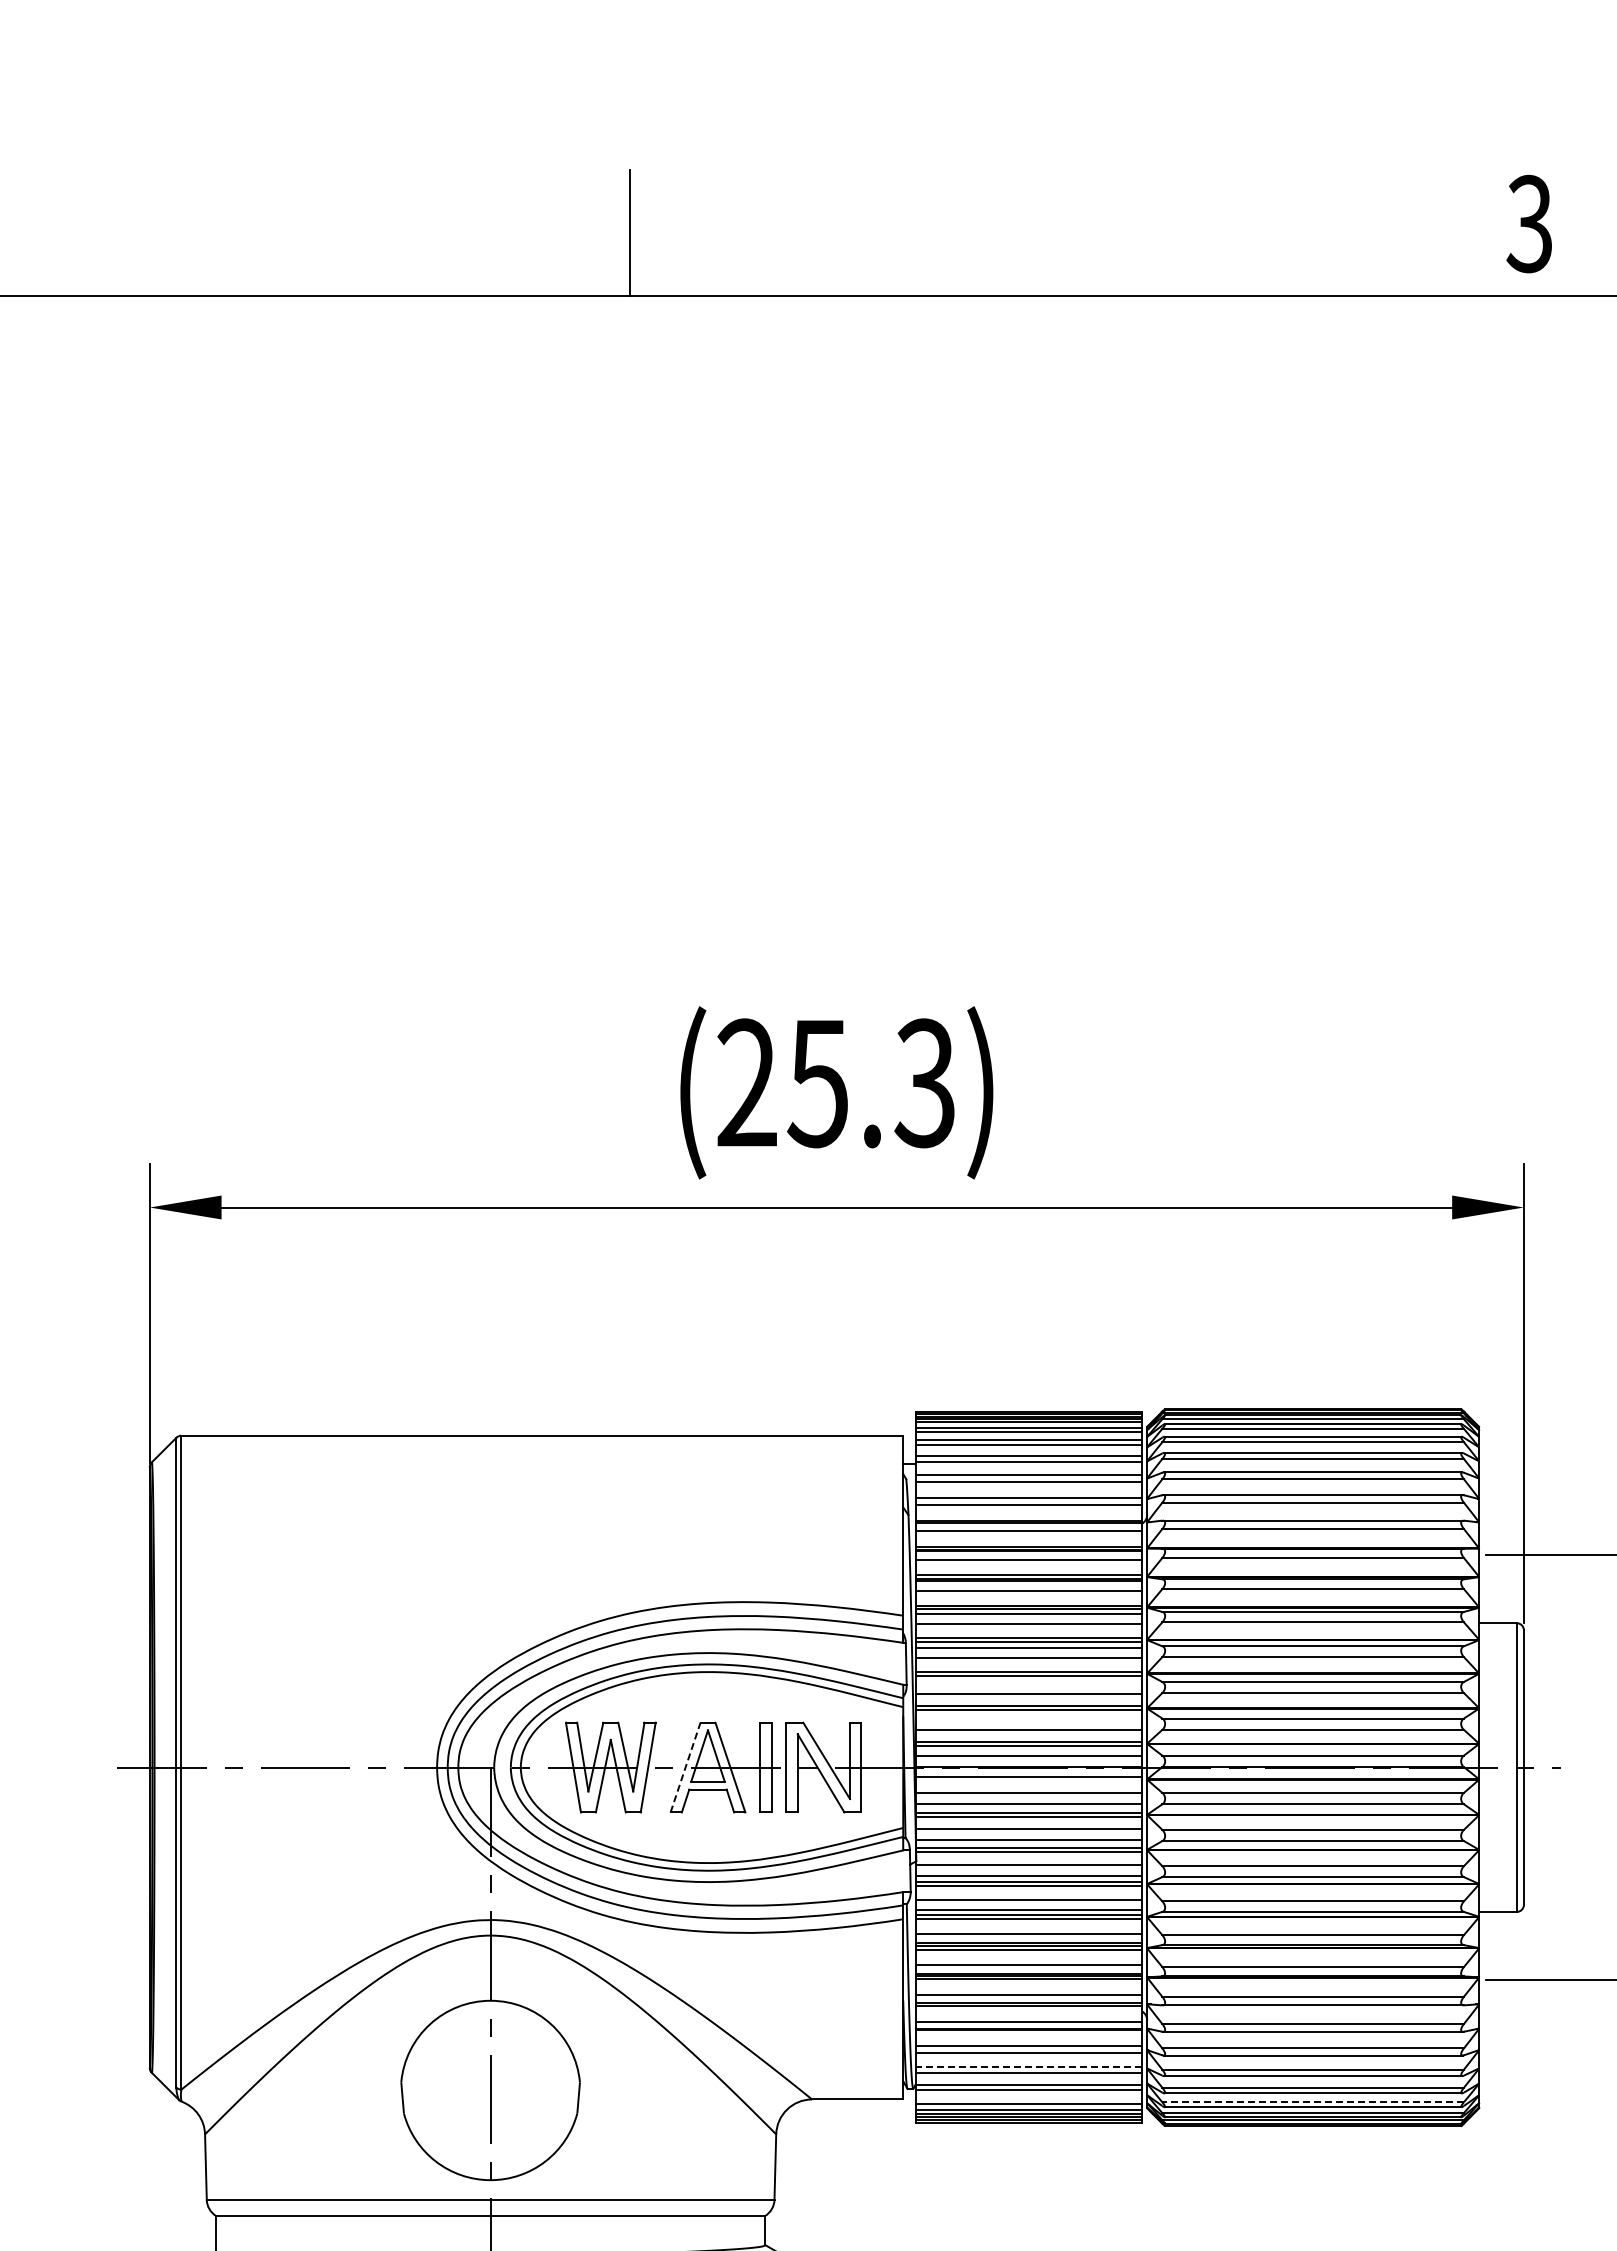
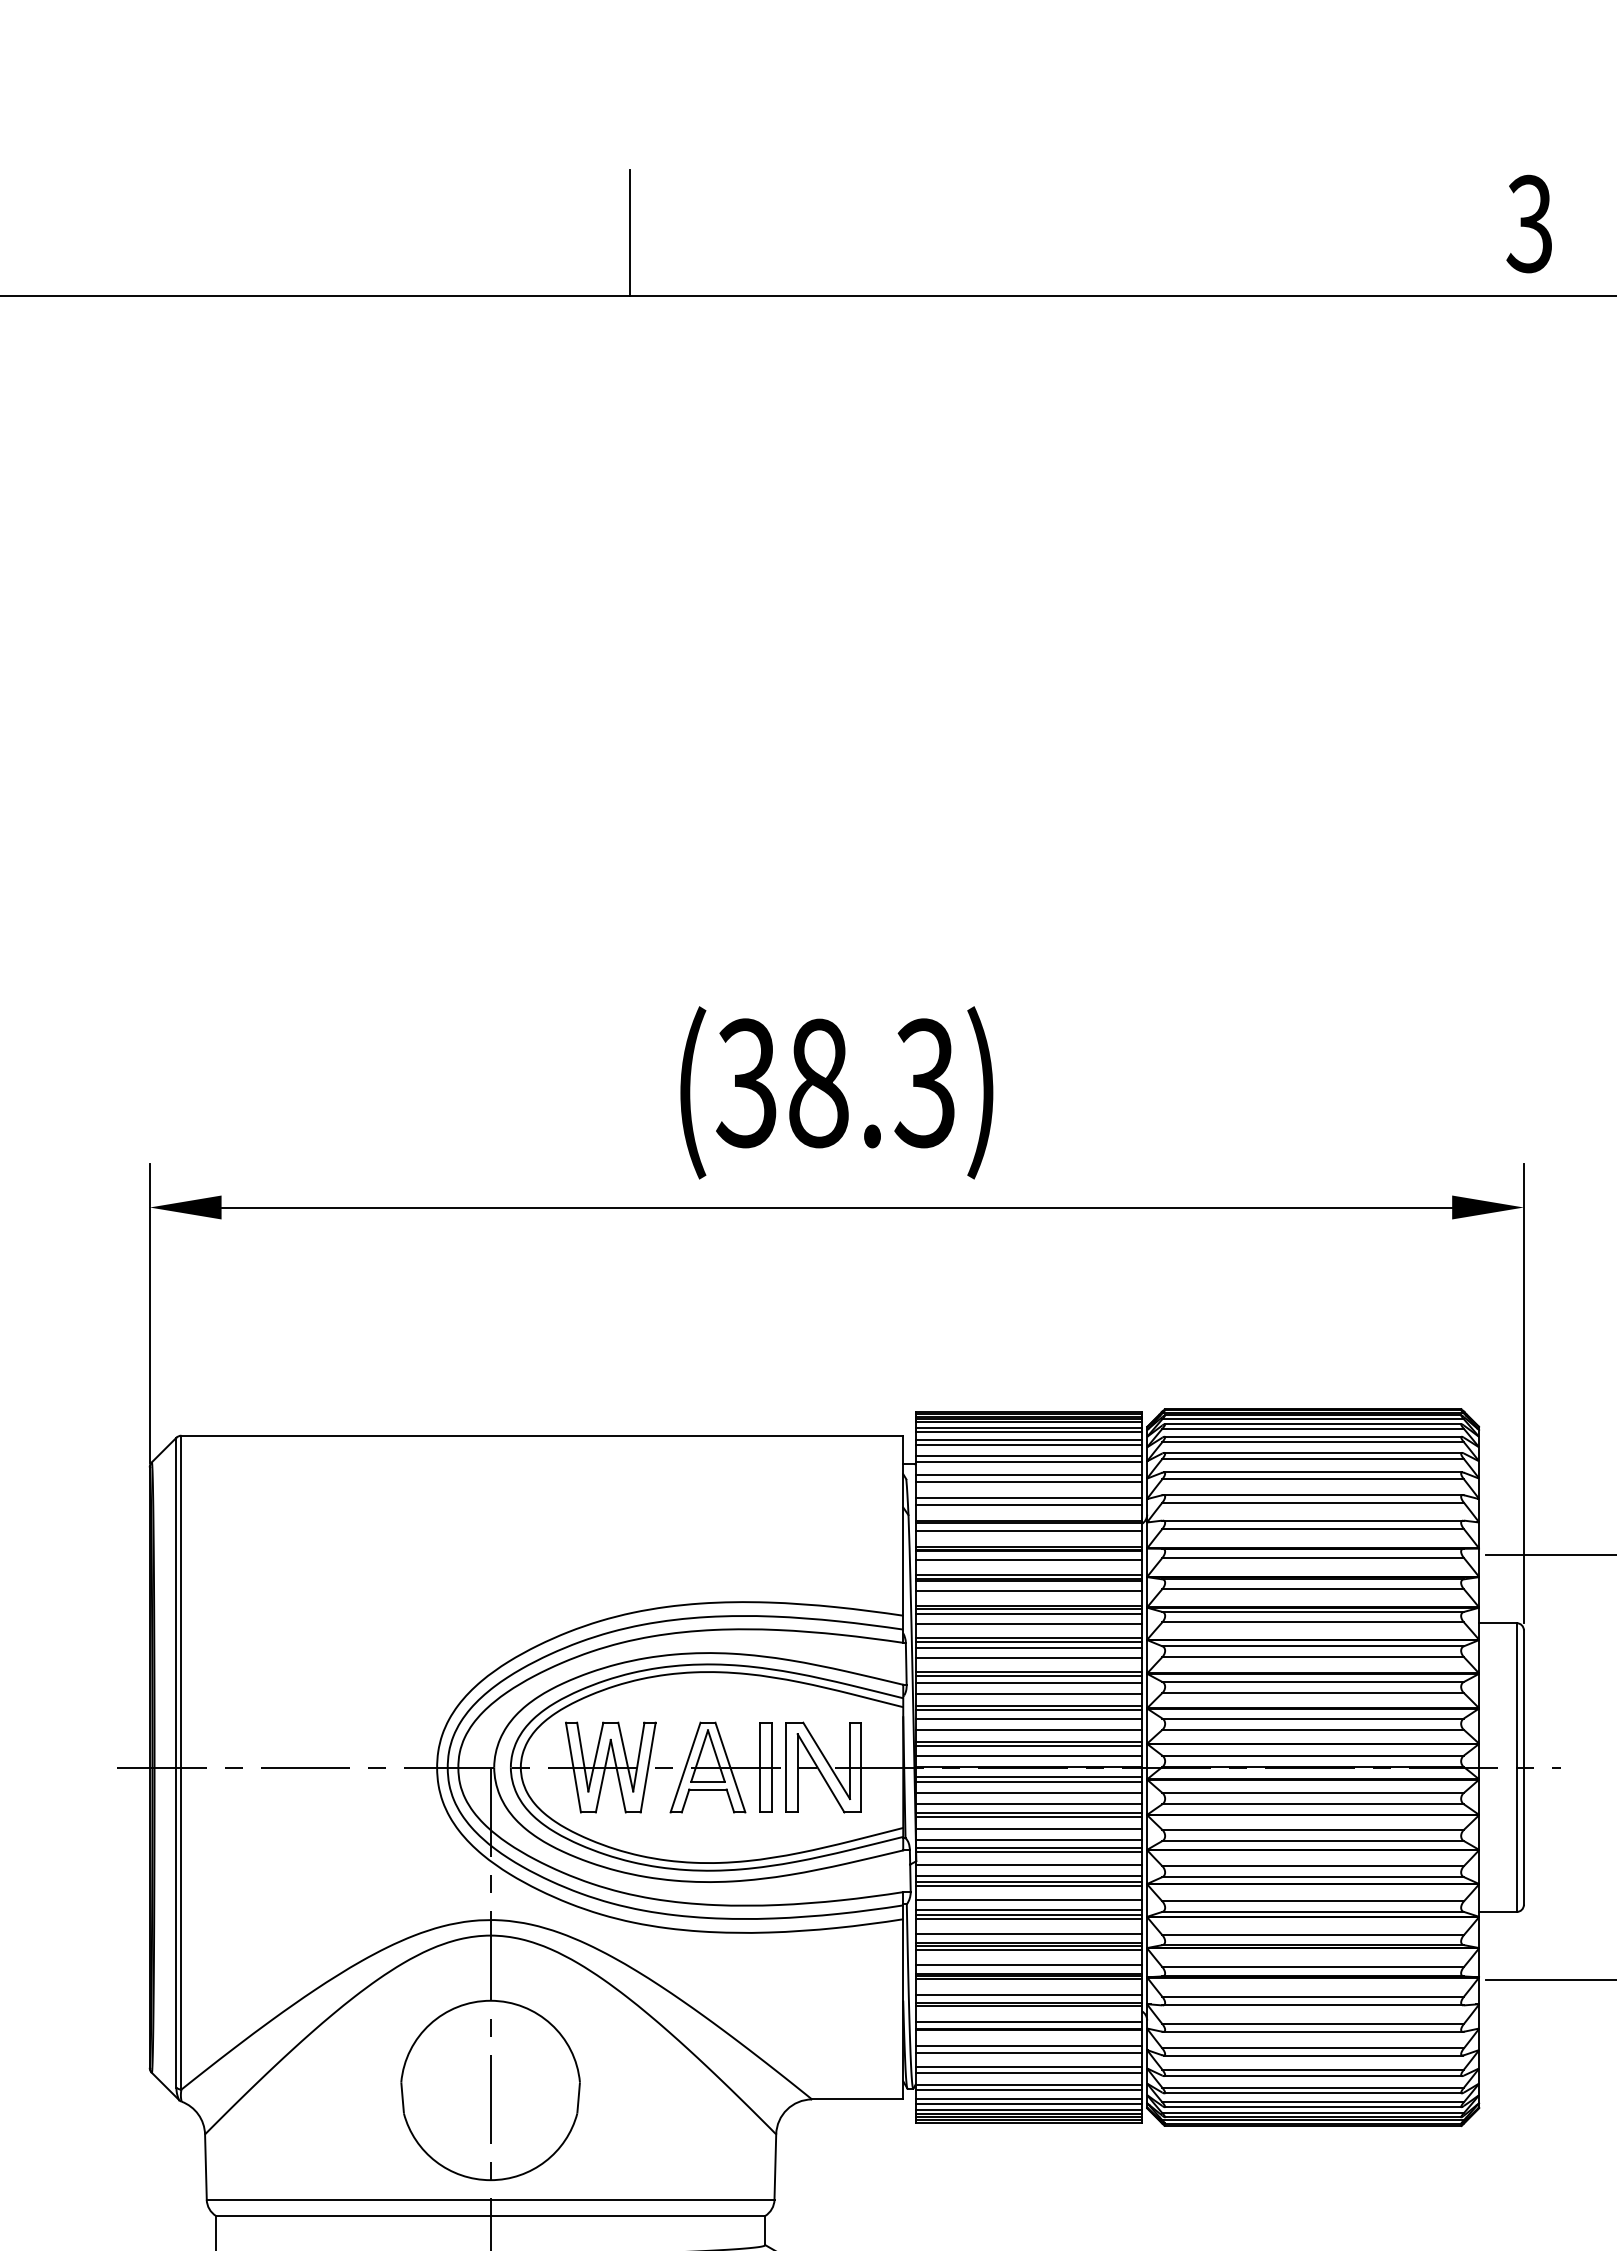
text: (25.3) -> (38.3) (782, 1083)
line: none -> present (1028, 1682)
line: none -> present (1028, 1719)
line: dashed -> solid (685, 1767)
line: none -> present (1028, 1781)
line: dashed -> solid (1028, 2067)
line: none -> present (1028, 2099)
line: dashed -> solid (1313, 2102)
